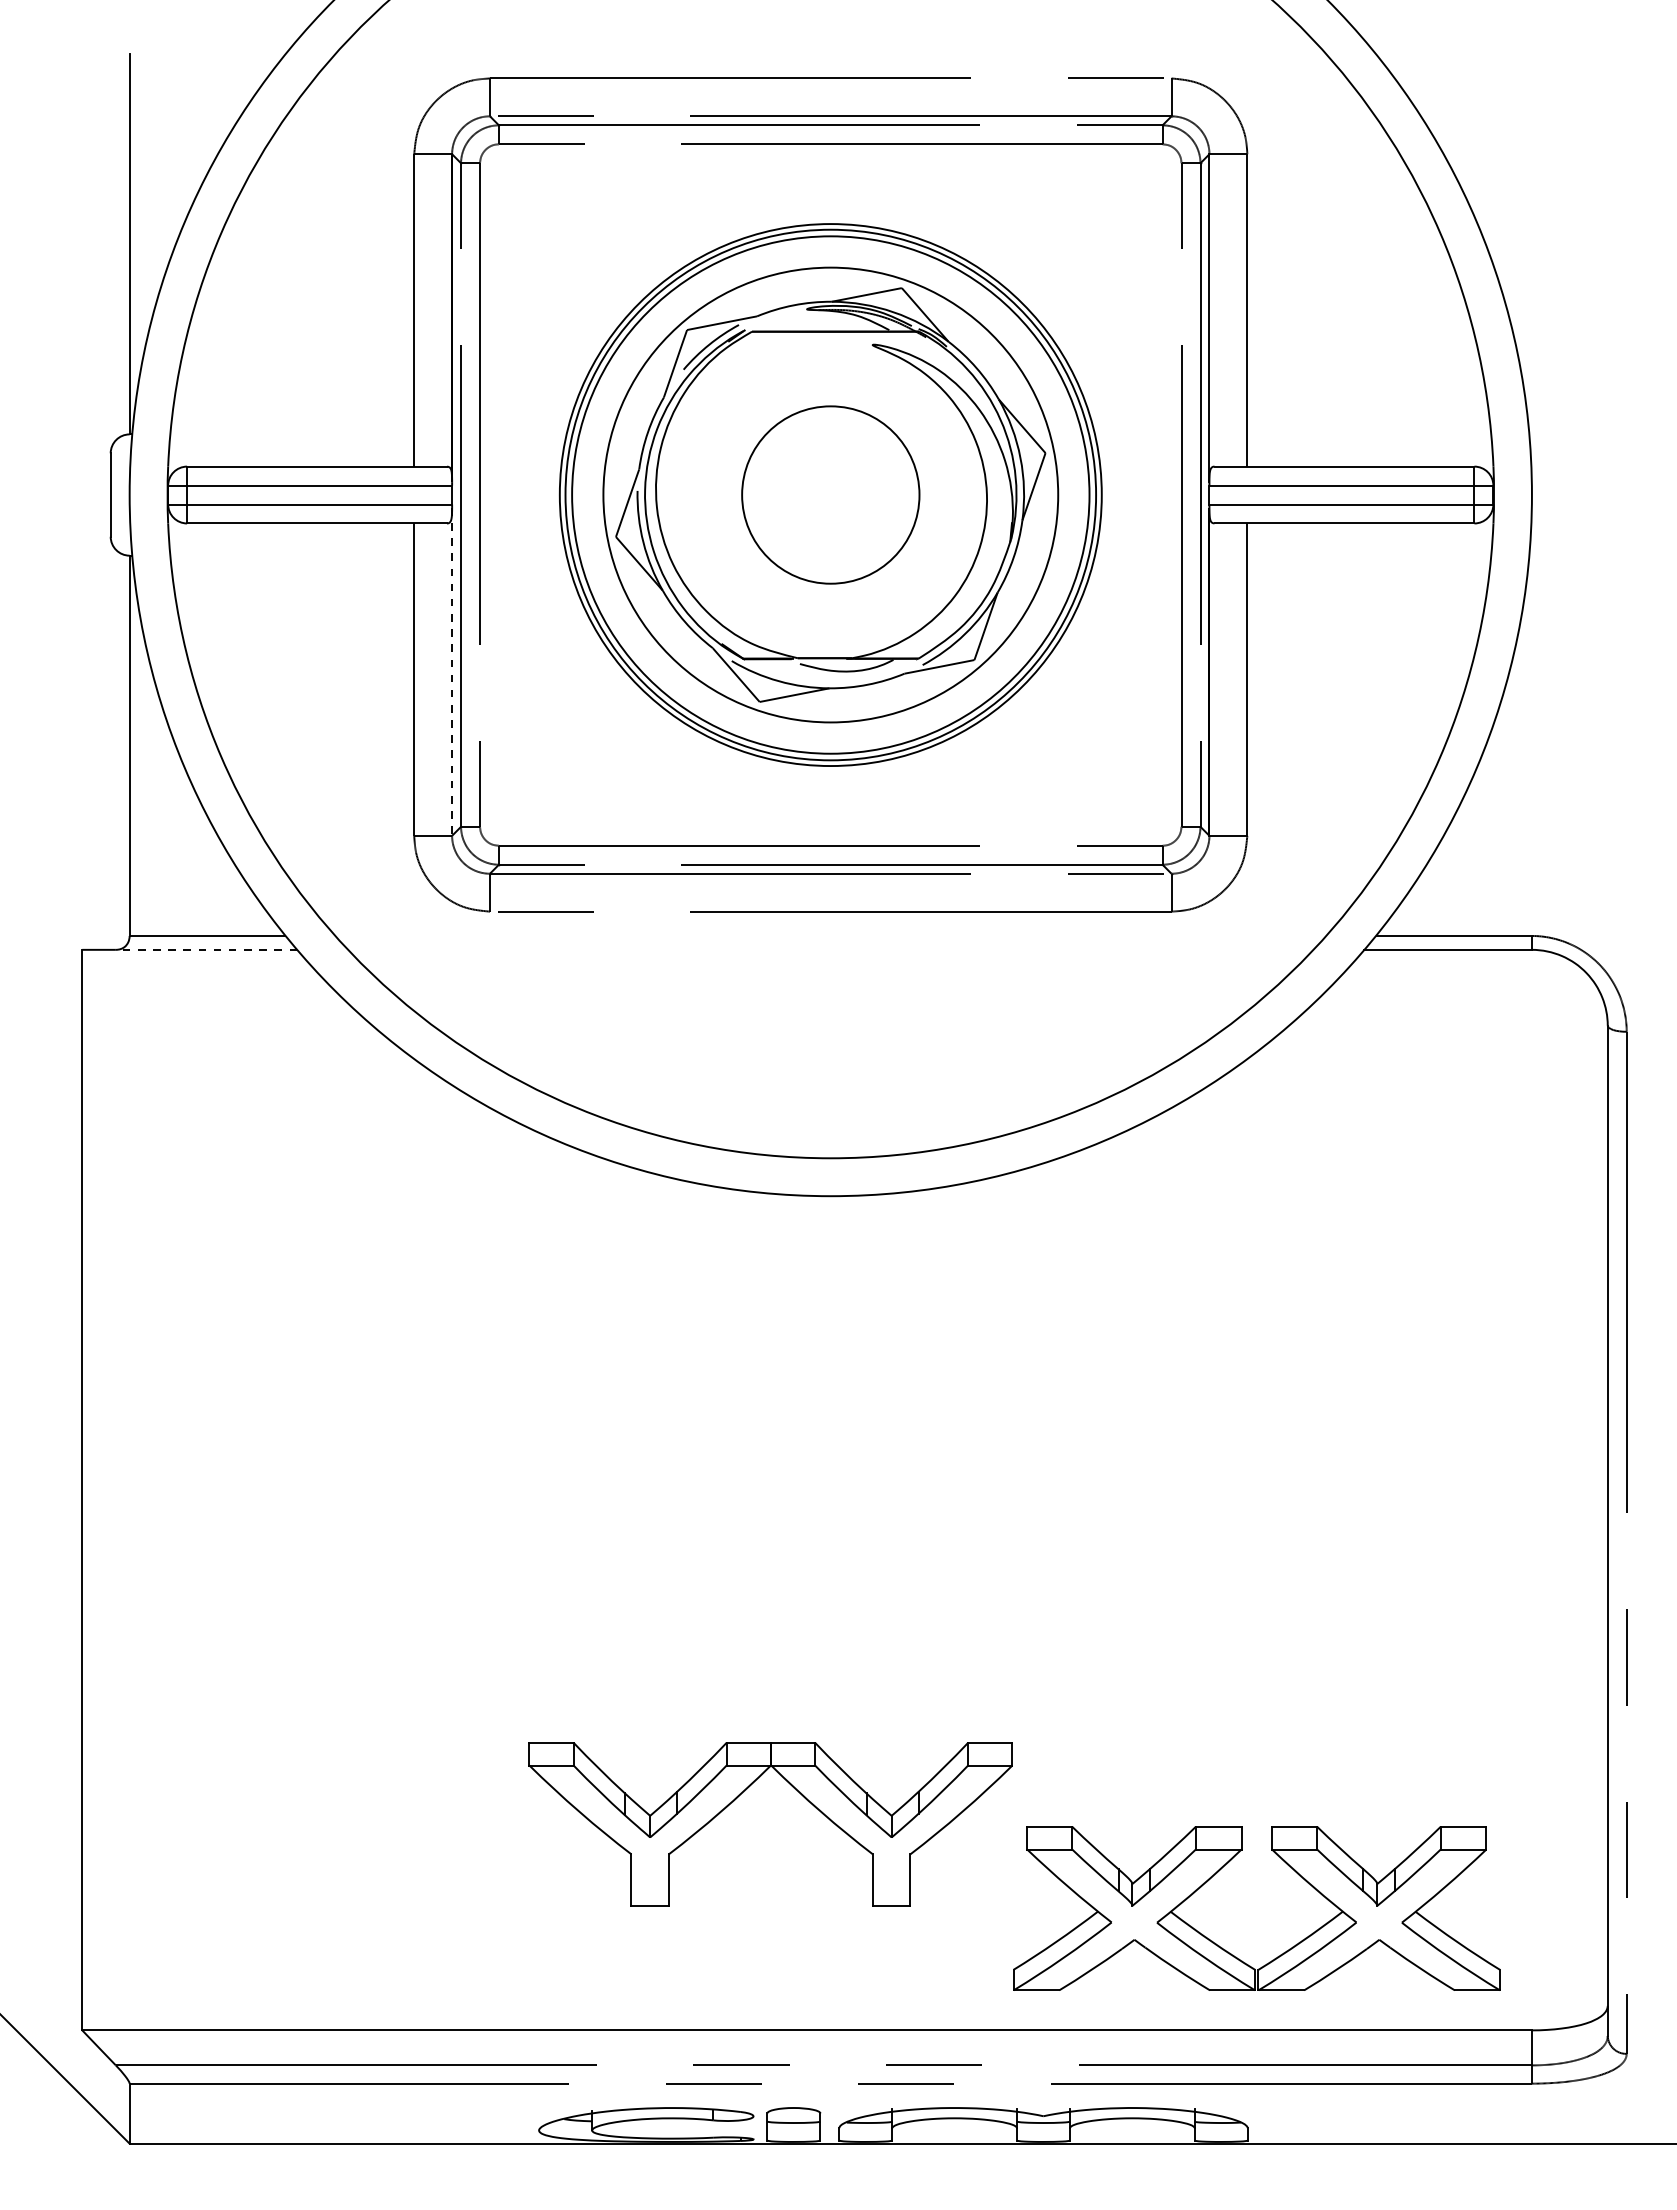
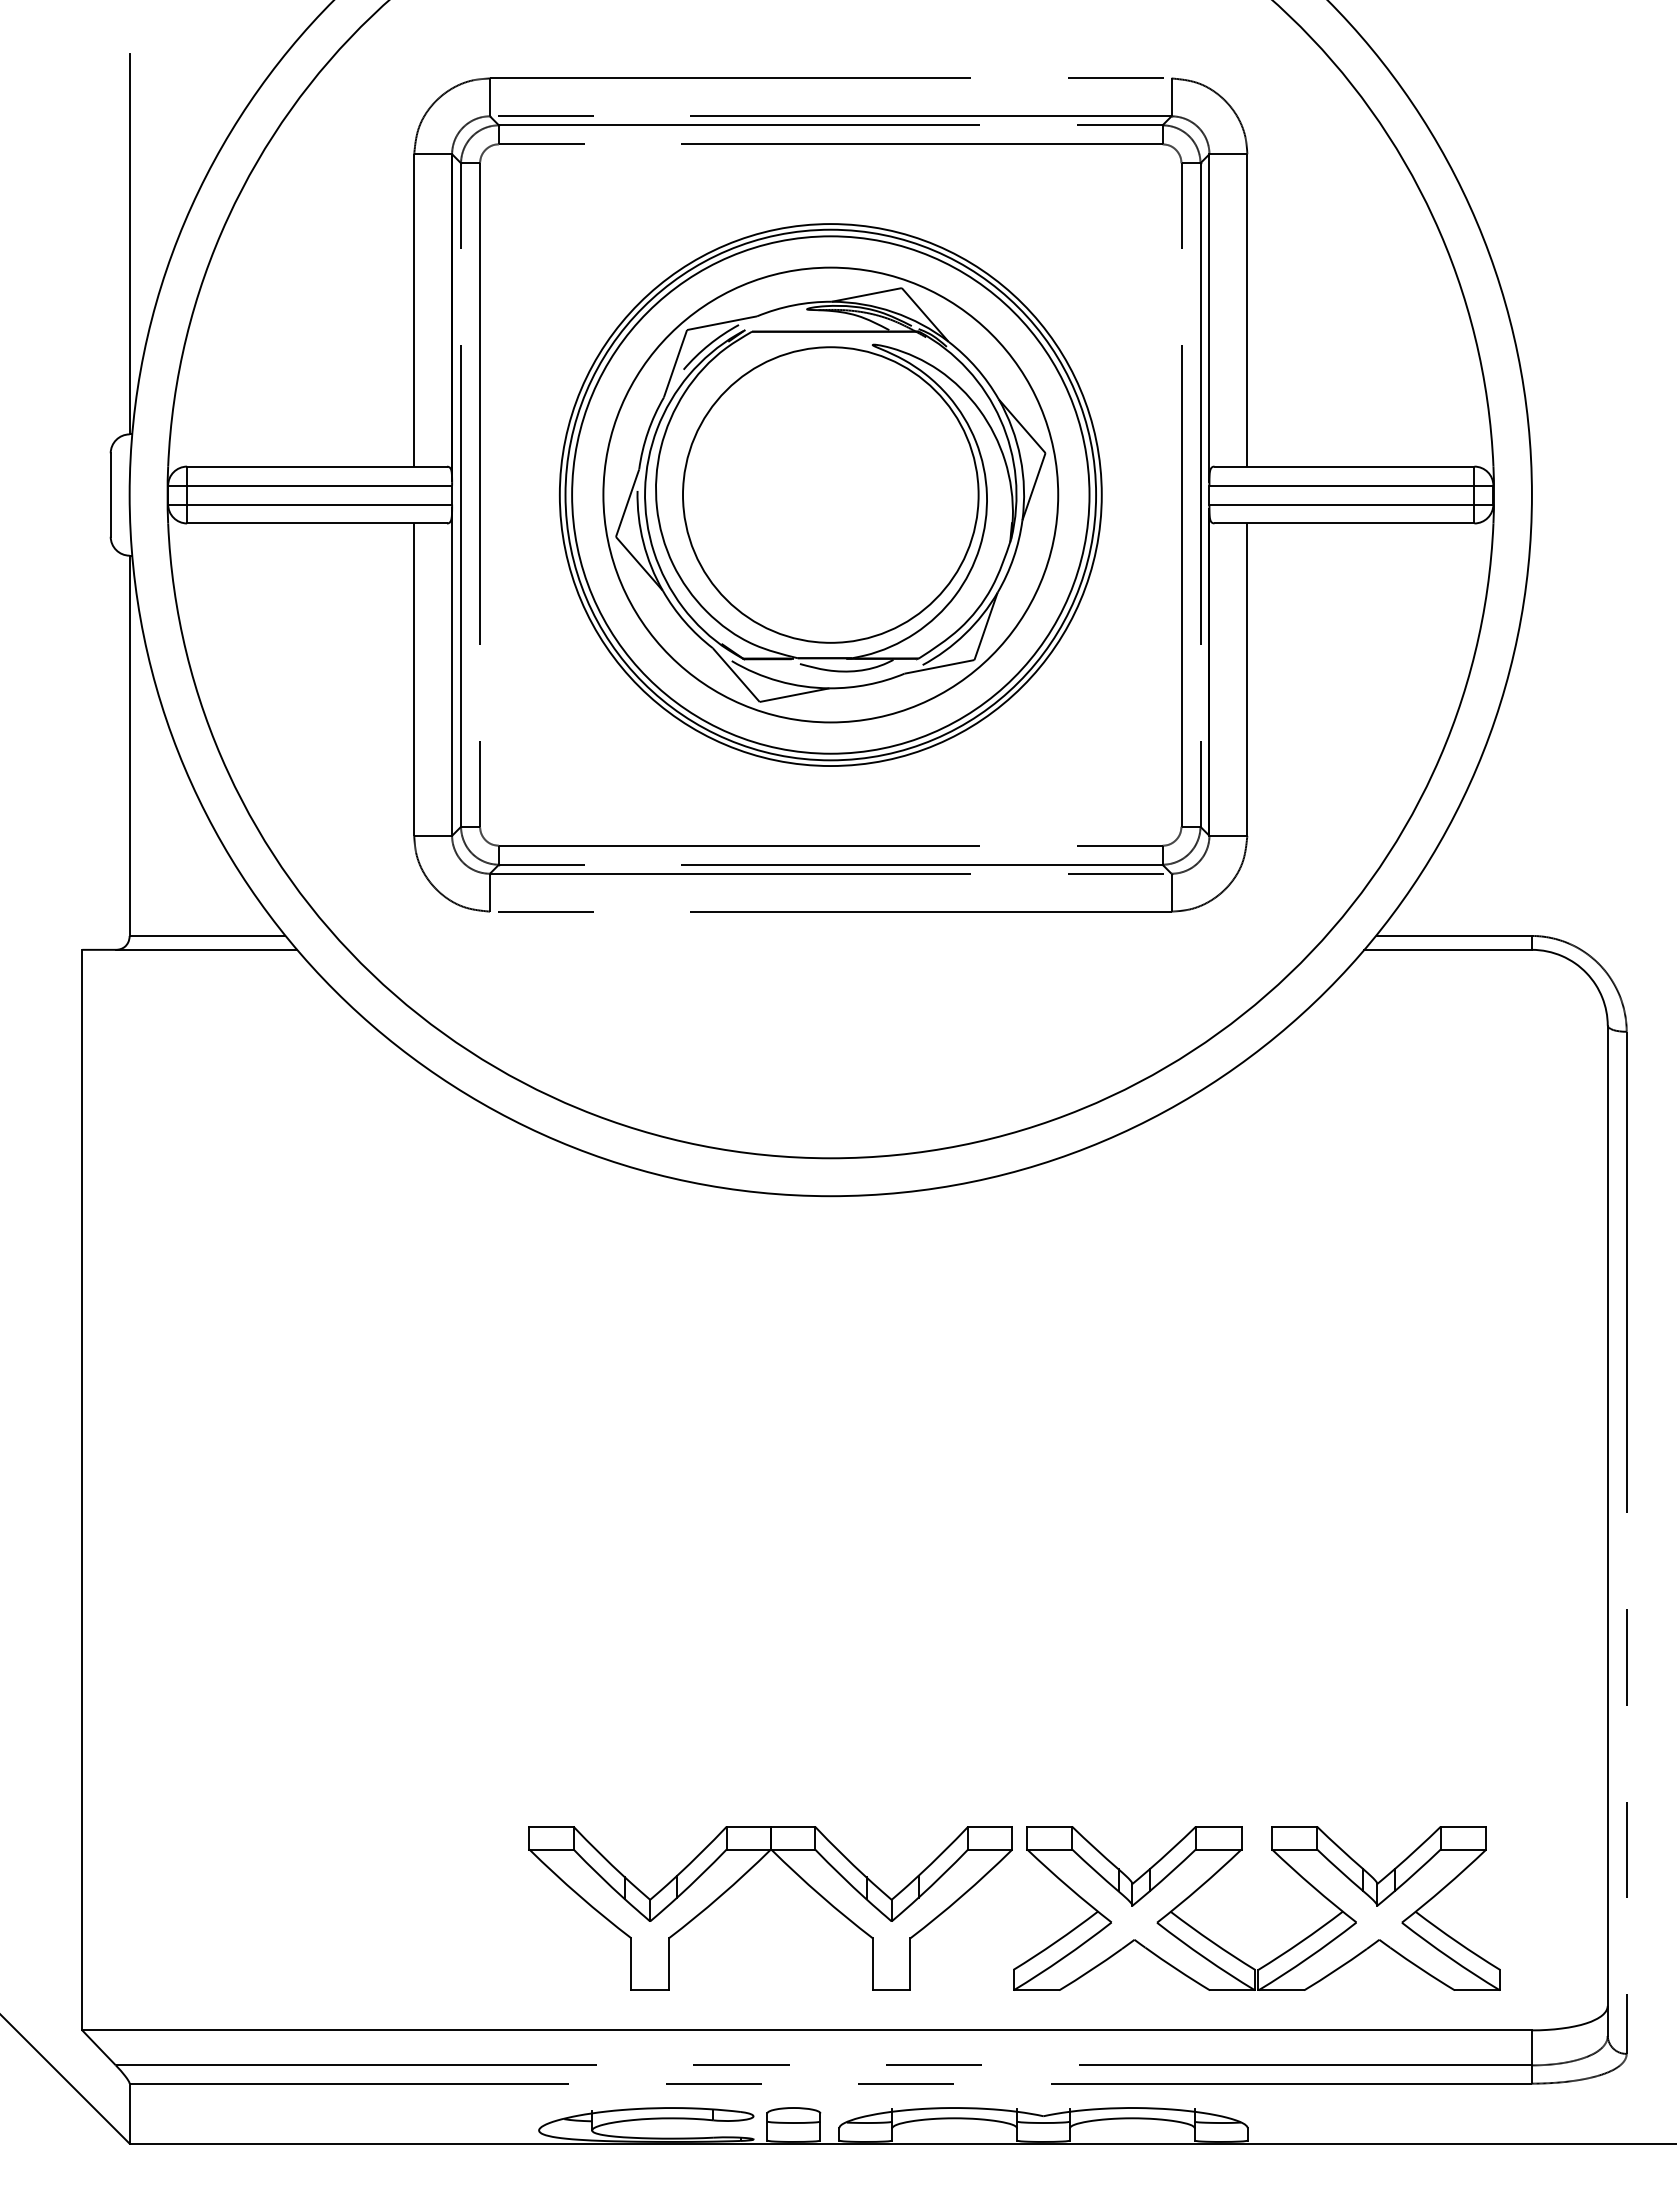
circle diameter: 177 px -> 296 px (830, 494)
line: dashed -> solid (452, 671)
line: dashed -> solid (206, 949)
part position: (746, 1790) -> (746, 1874) (746, 1874)
